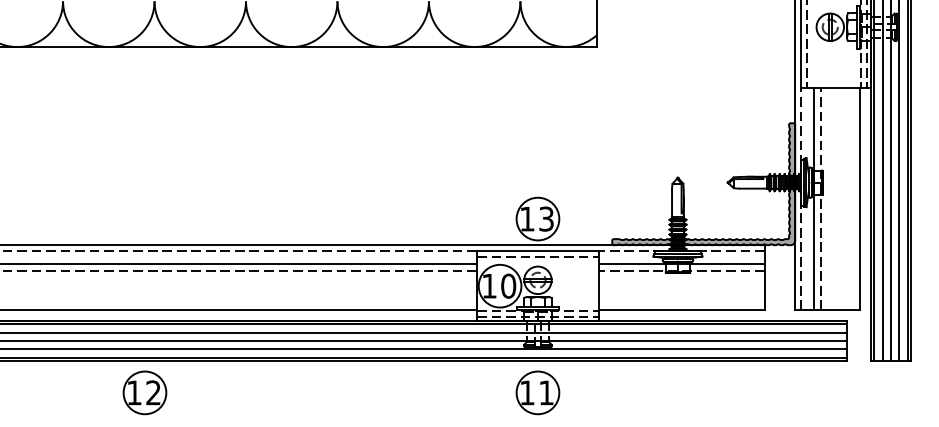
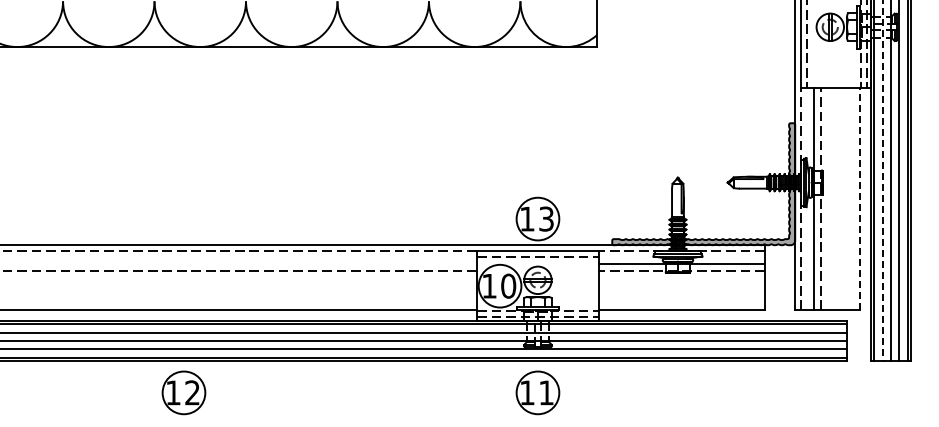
line: solid -> dashed (882, 180)
line: solid -> dashed (860, 199)
line: present -> none (239, 264)
part position: (144, 392) -> (183, 392) (183, 392)
